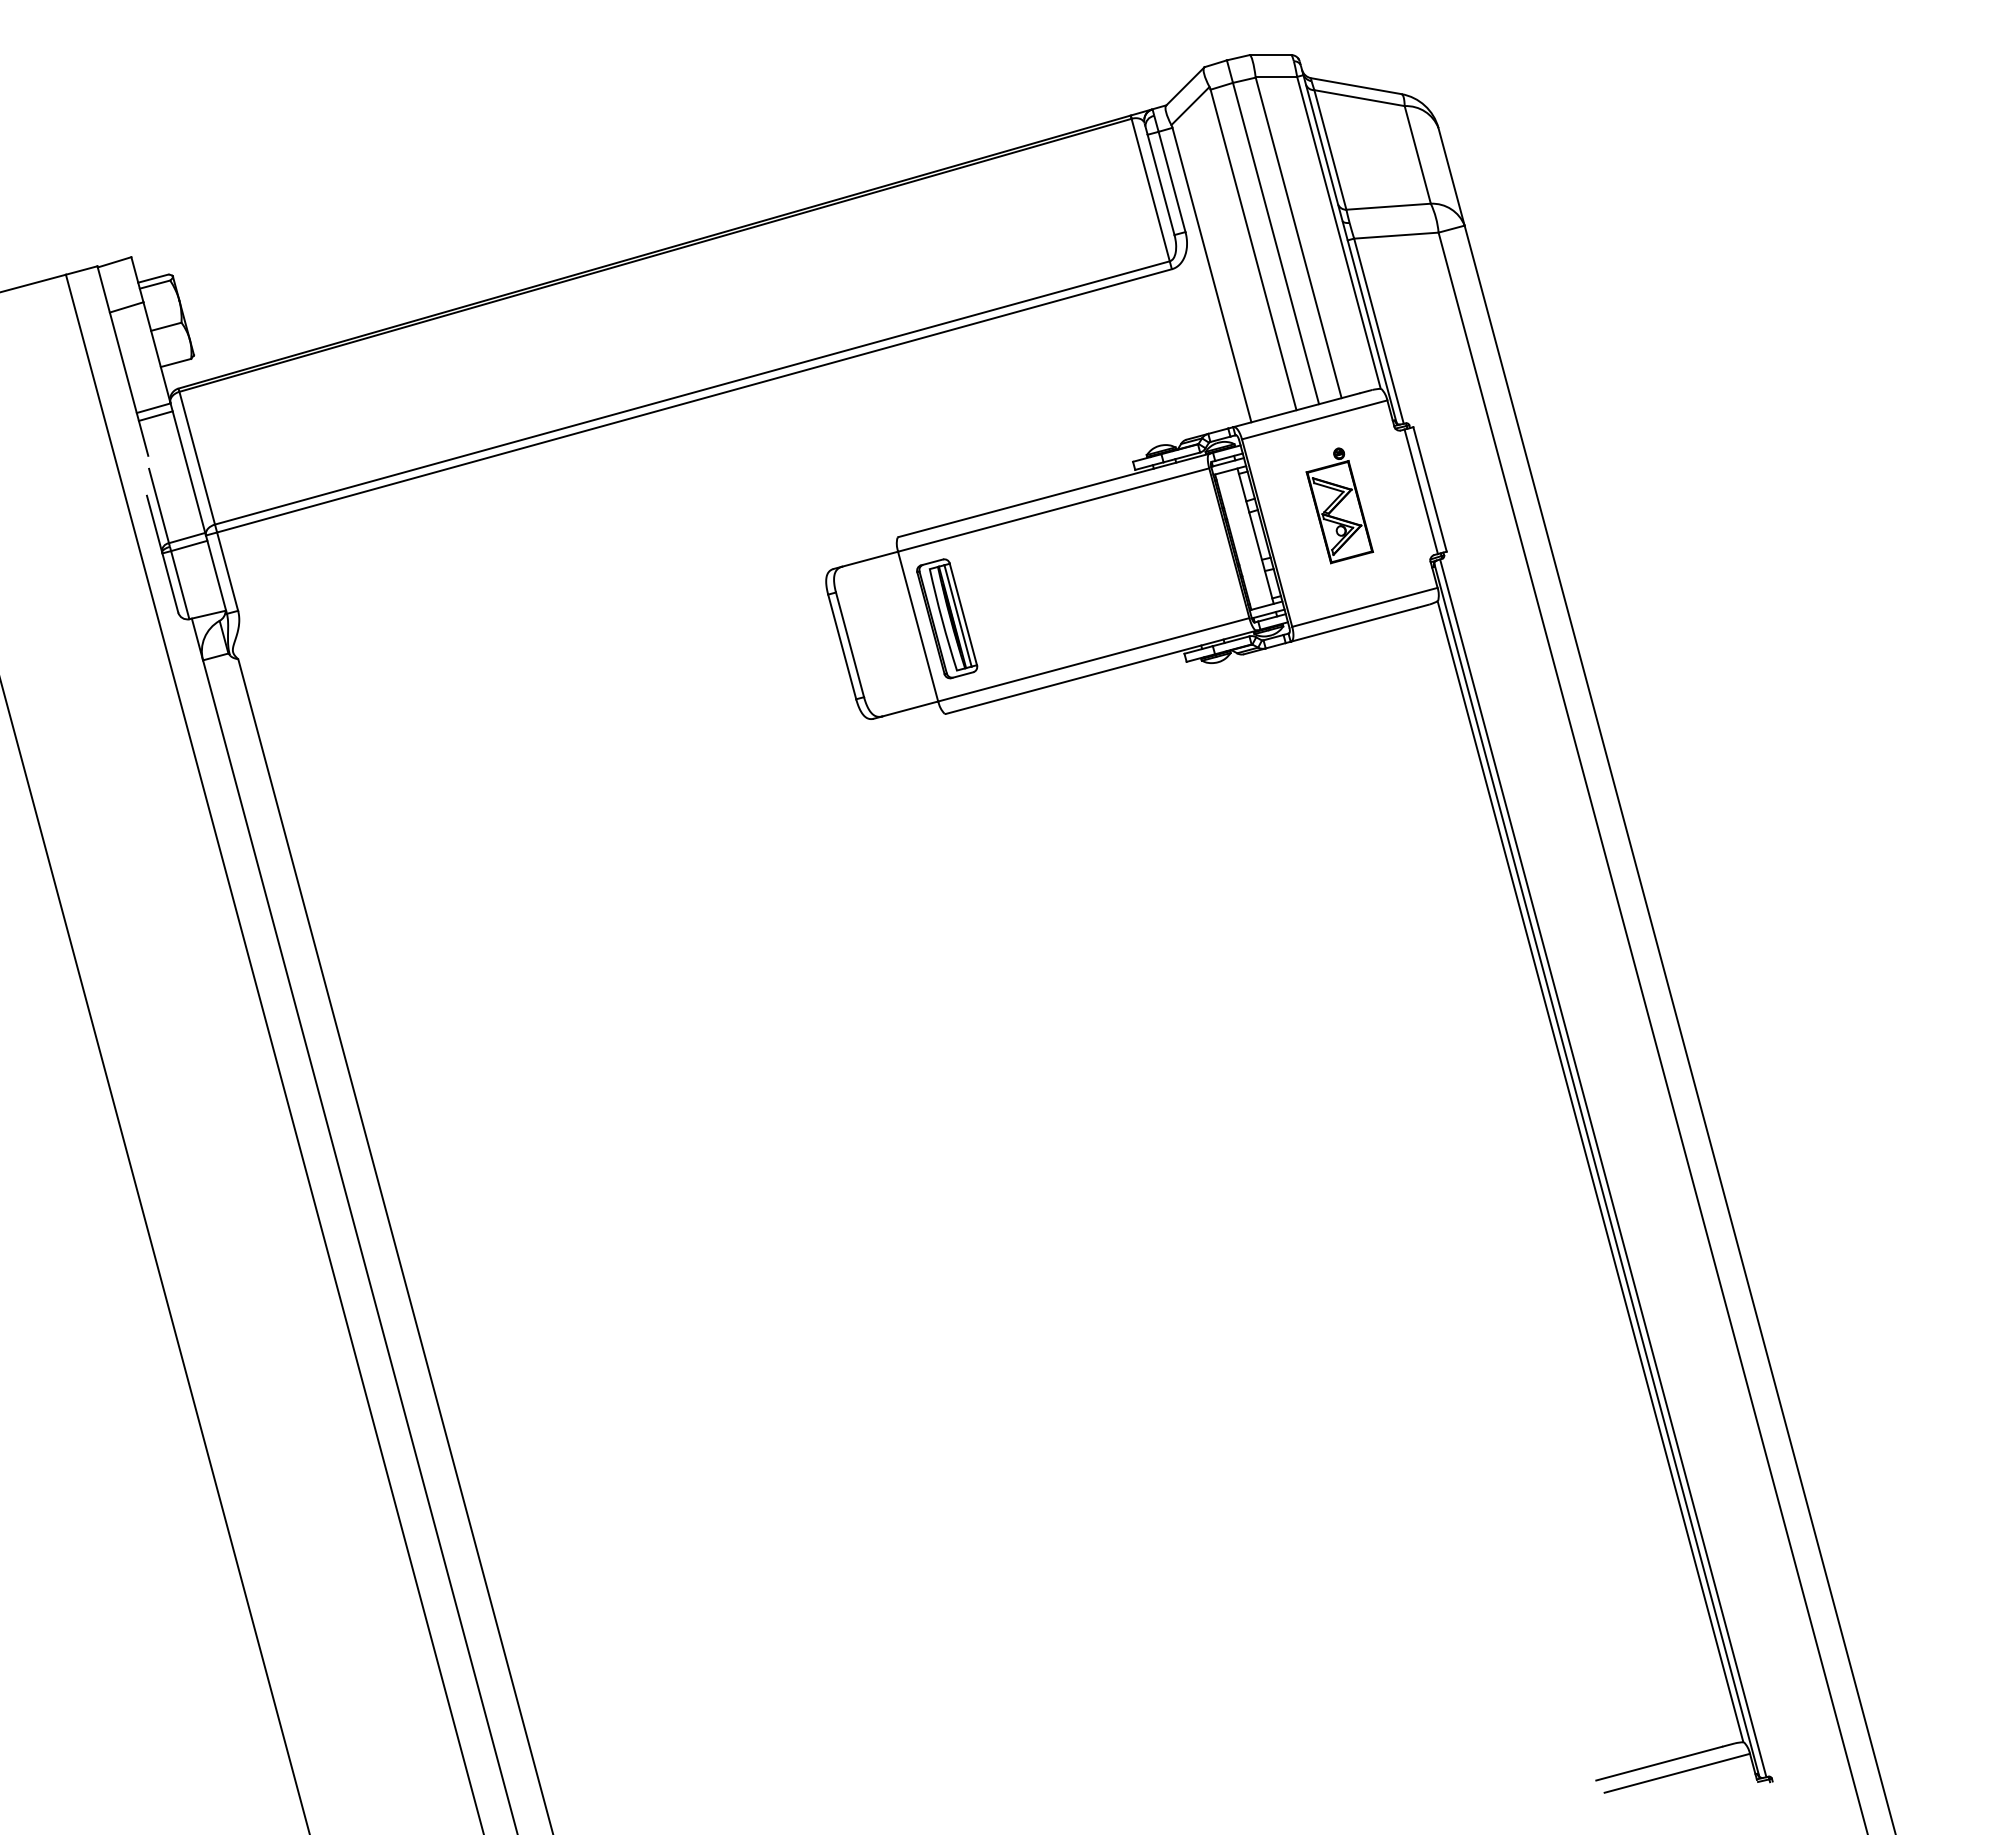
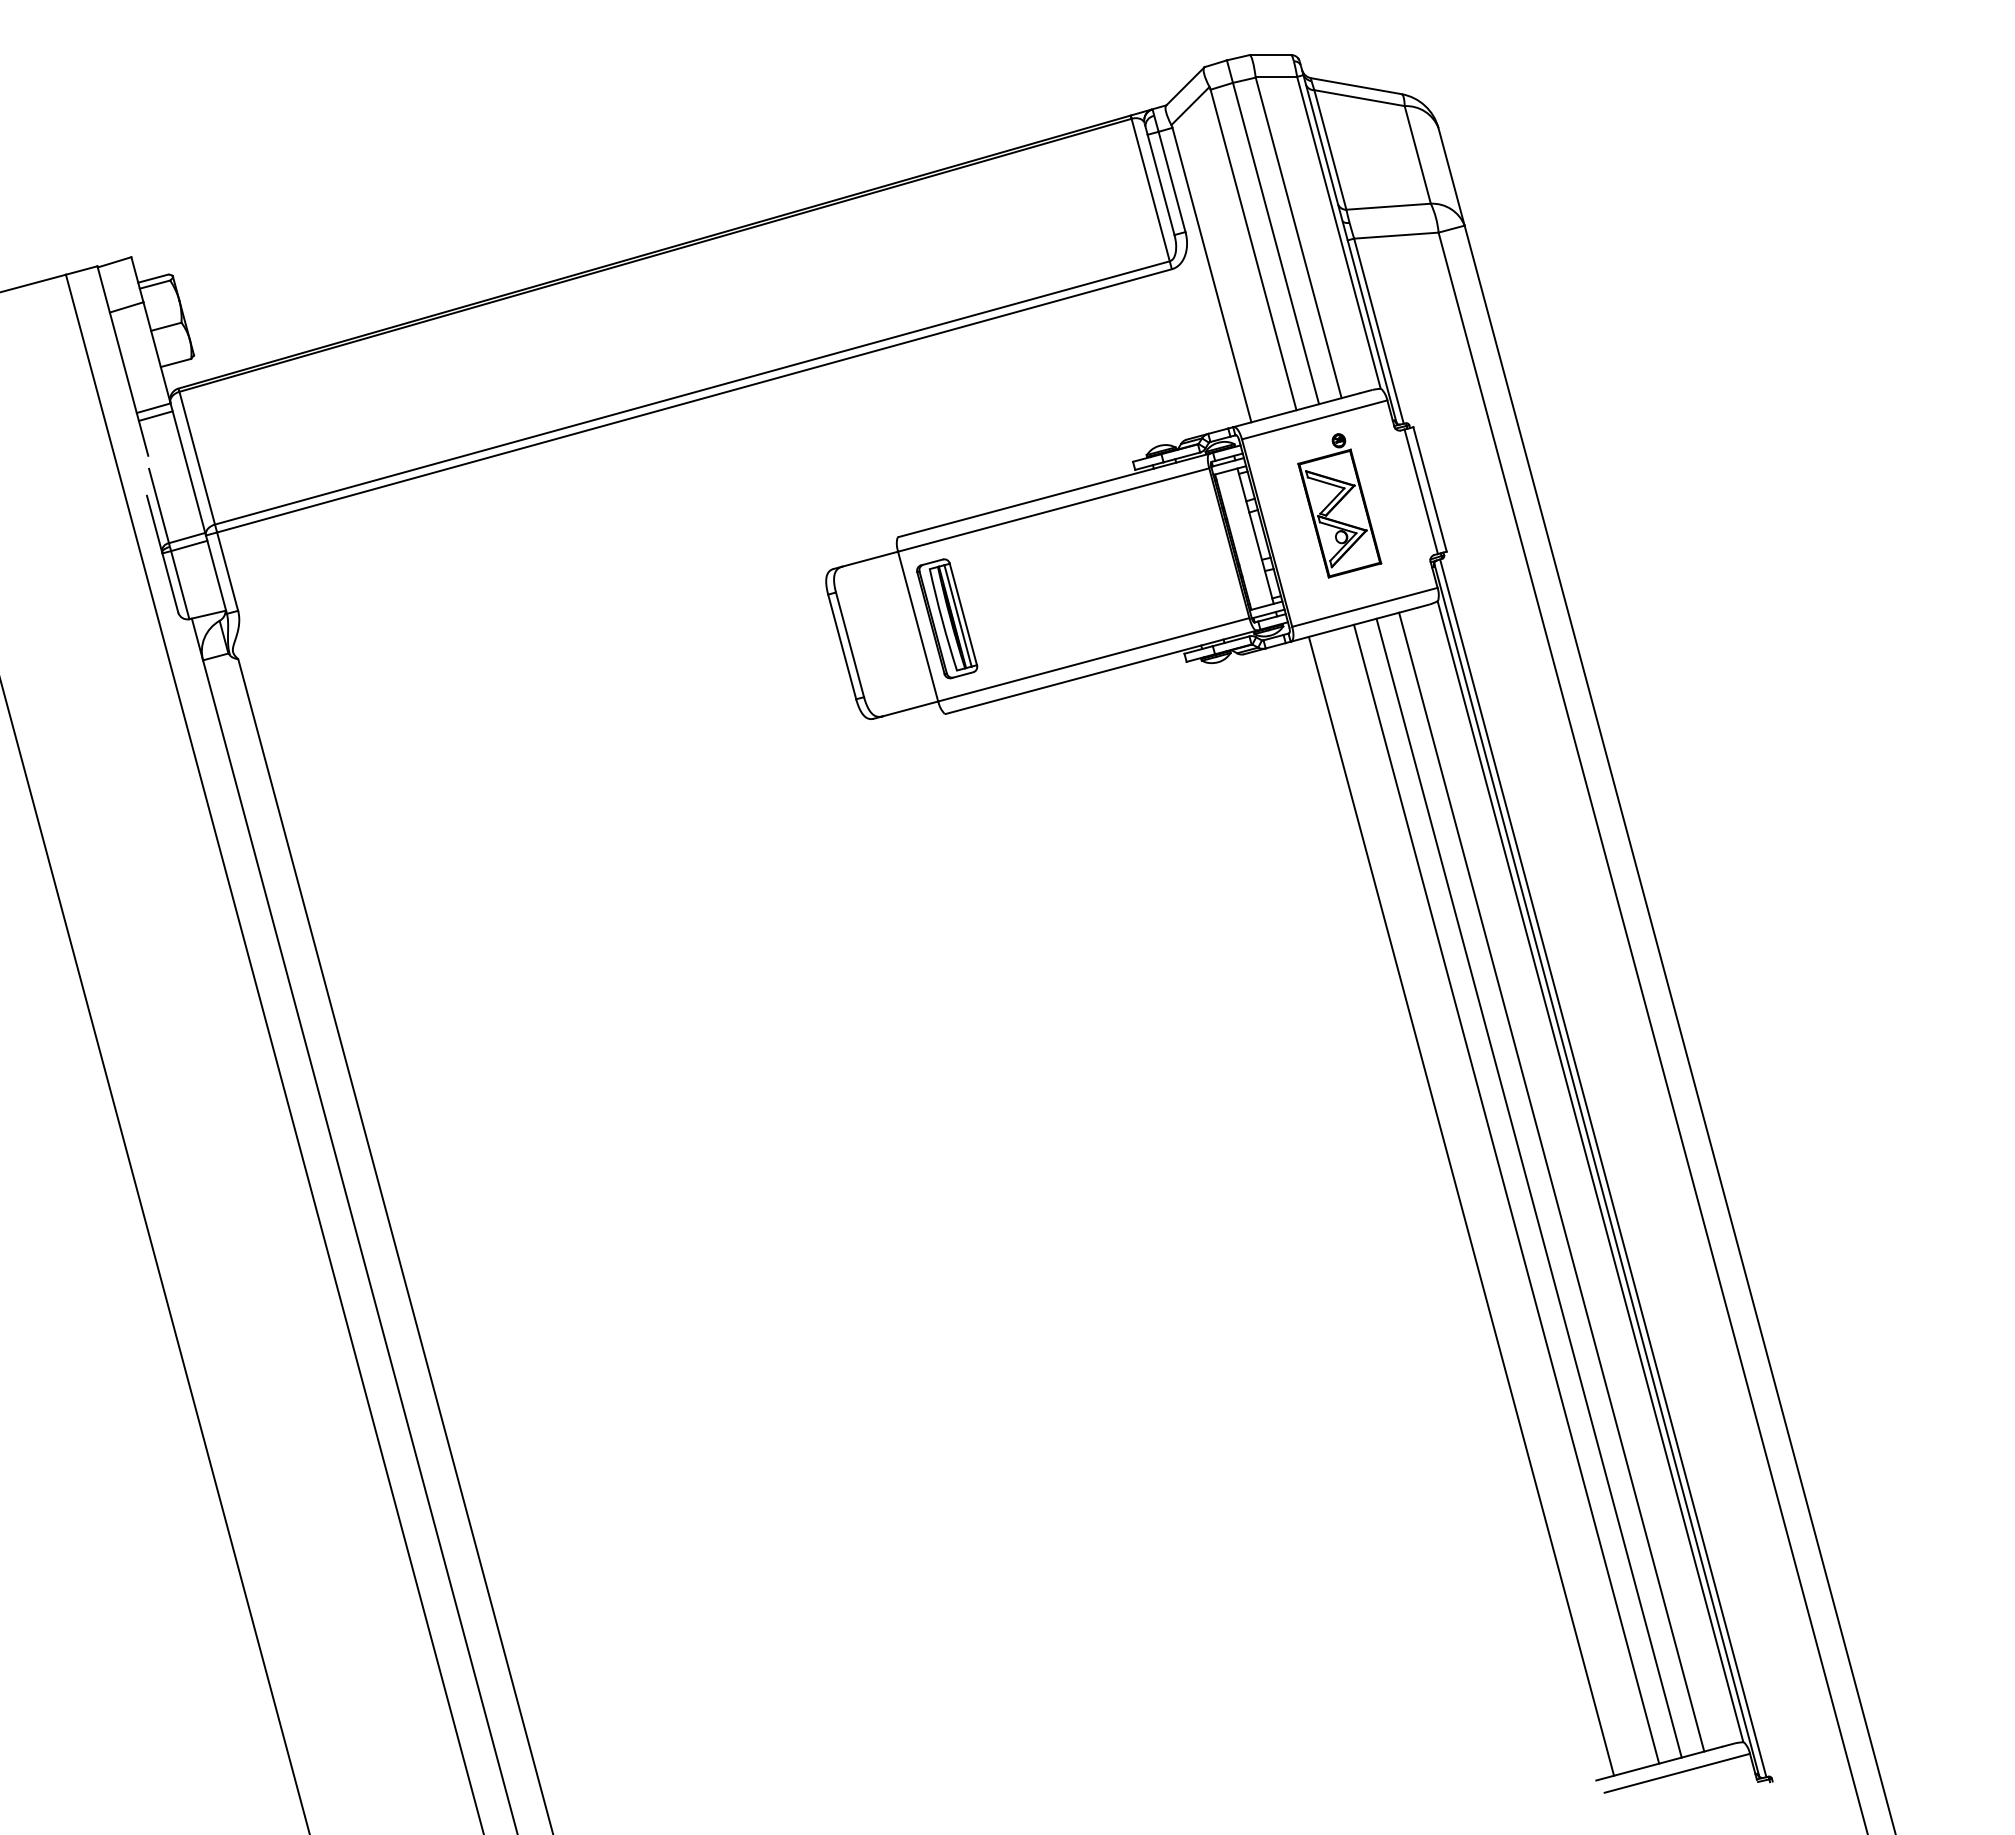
part size: 70x118 px -> 86x146 px (1339, 505)
line: none -> present (1551, 1181)
line: none -> present (1528, 1187)
line: none -> present (1506, 1193)
line: none -> present (1461, 1205)
